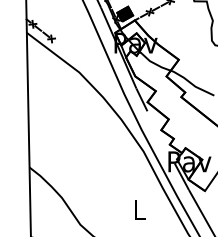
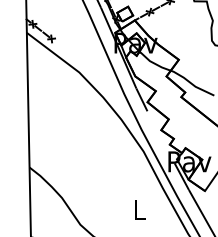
fill: present -> none (125, 13)
